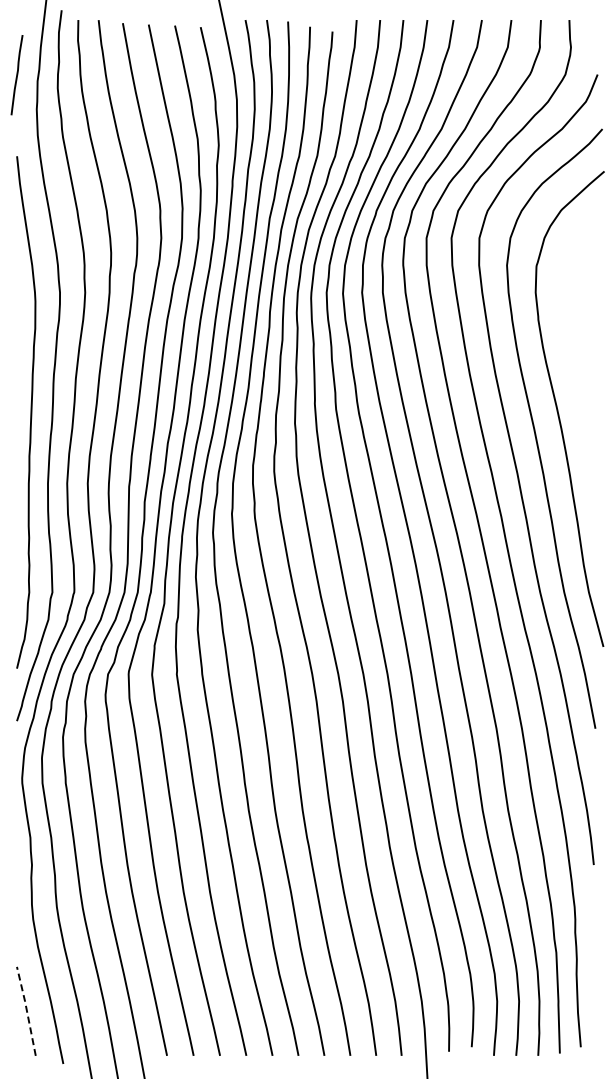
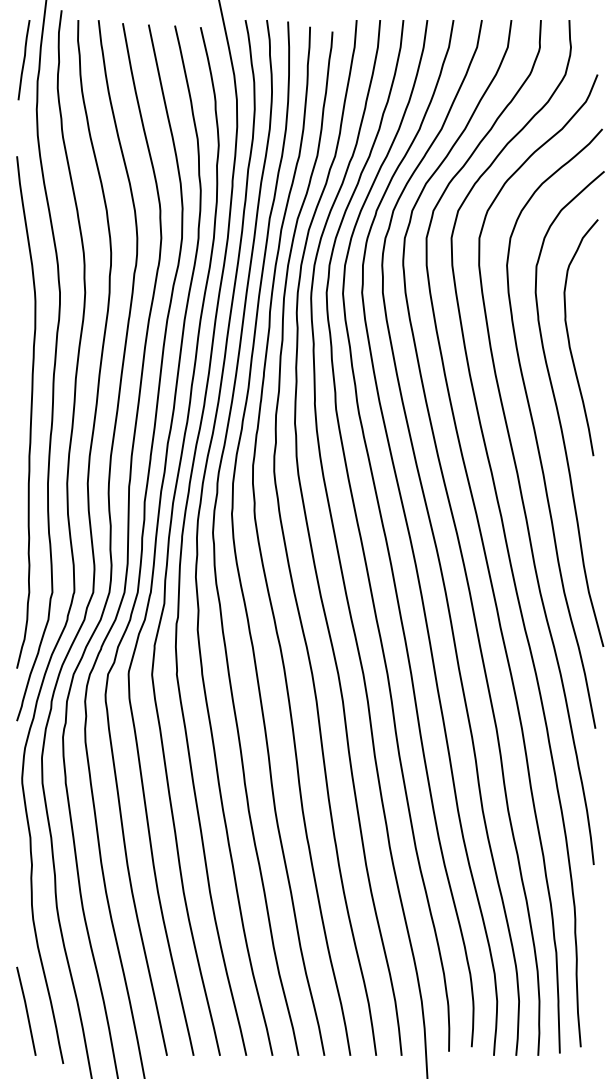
line position: (16, 75) -> (23, 60) (23, 60)
curve: none -> present (569, 337)
line: dashed -> solid (26, 1010)
